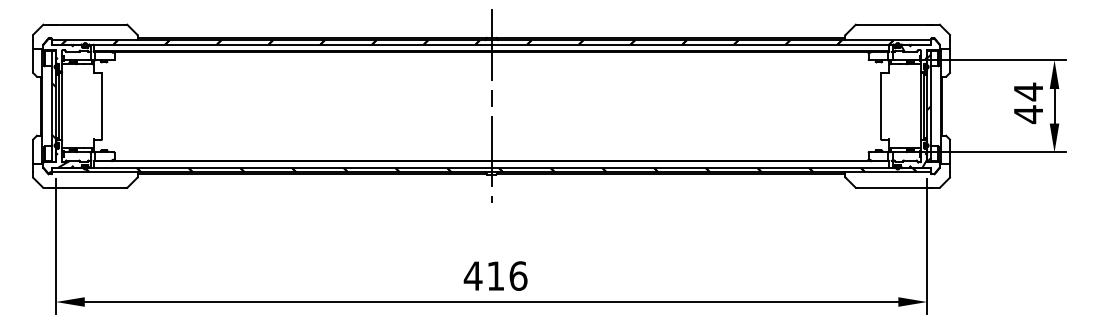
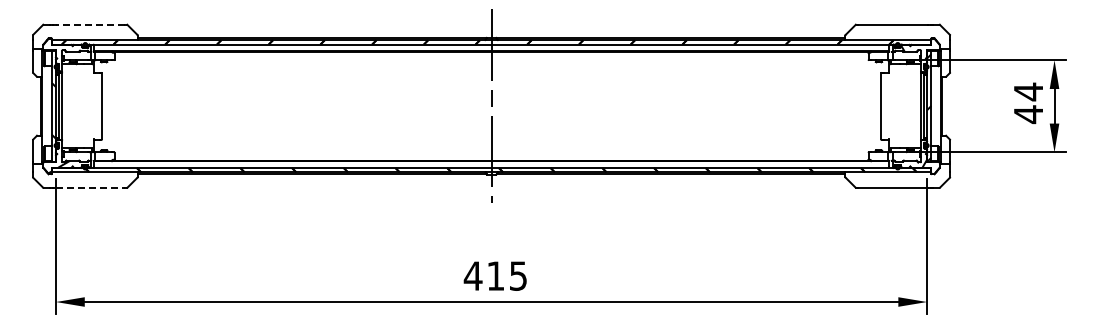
line: solid -> dashed (90, 24)
line: solid -> dashed (90, 187)
text: 416 -> 415 (518, 275)
